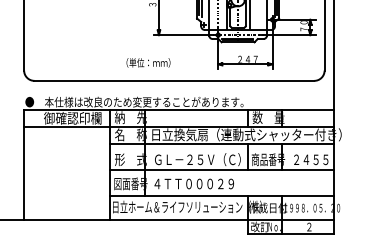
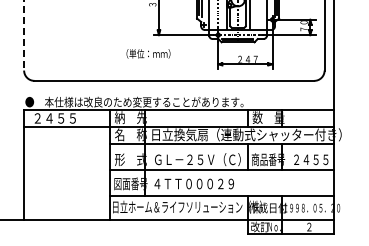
line: solid -> dashed (24, 35)
text position: (148, 62) -> (148, 53) (148, 53)
text: 御確認印欄 -> ２４５５ (67, 118)
